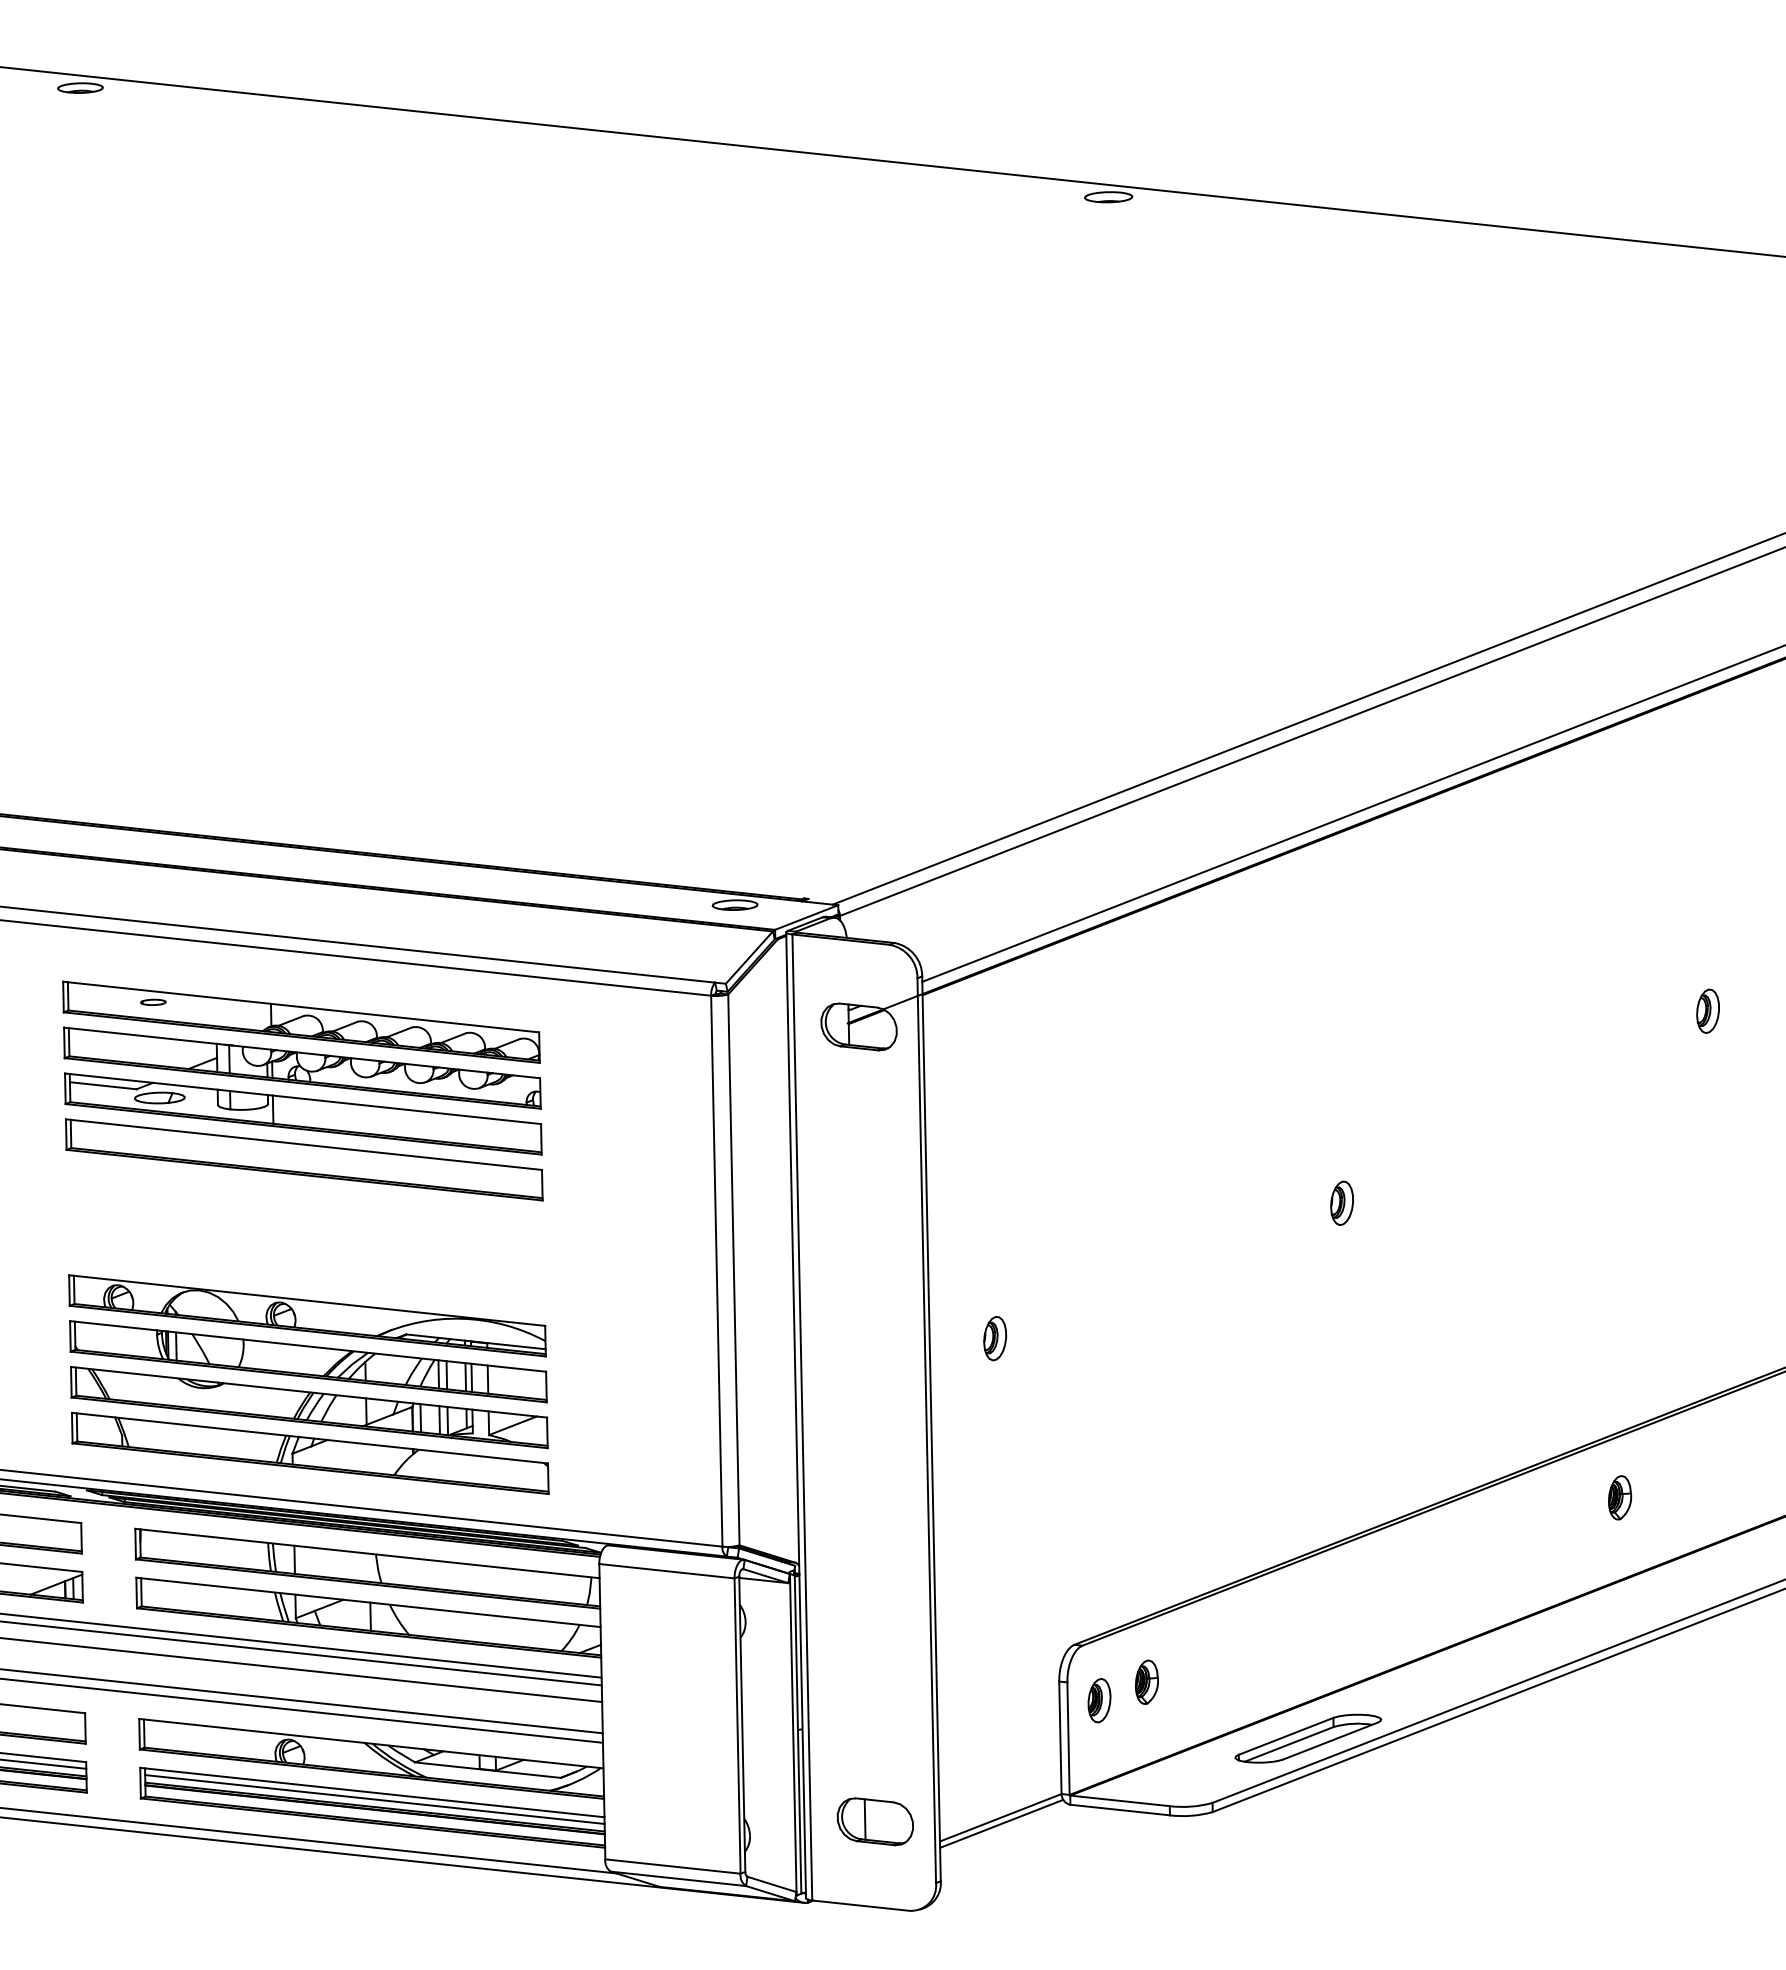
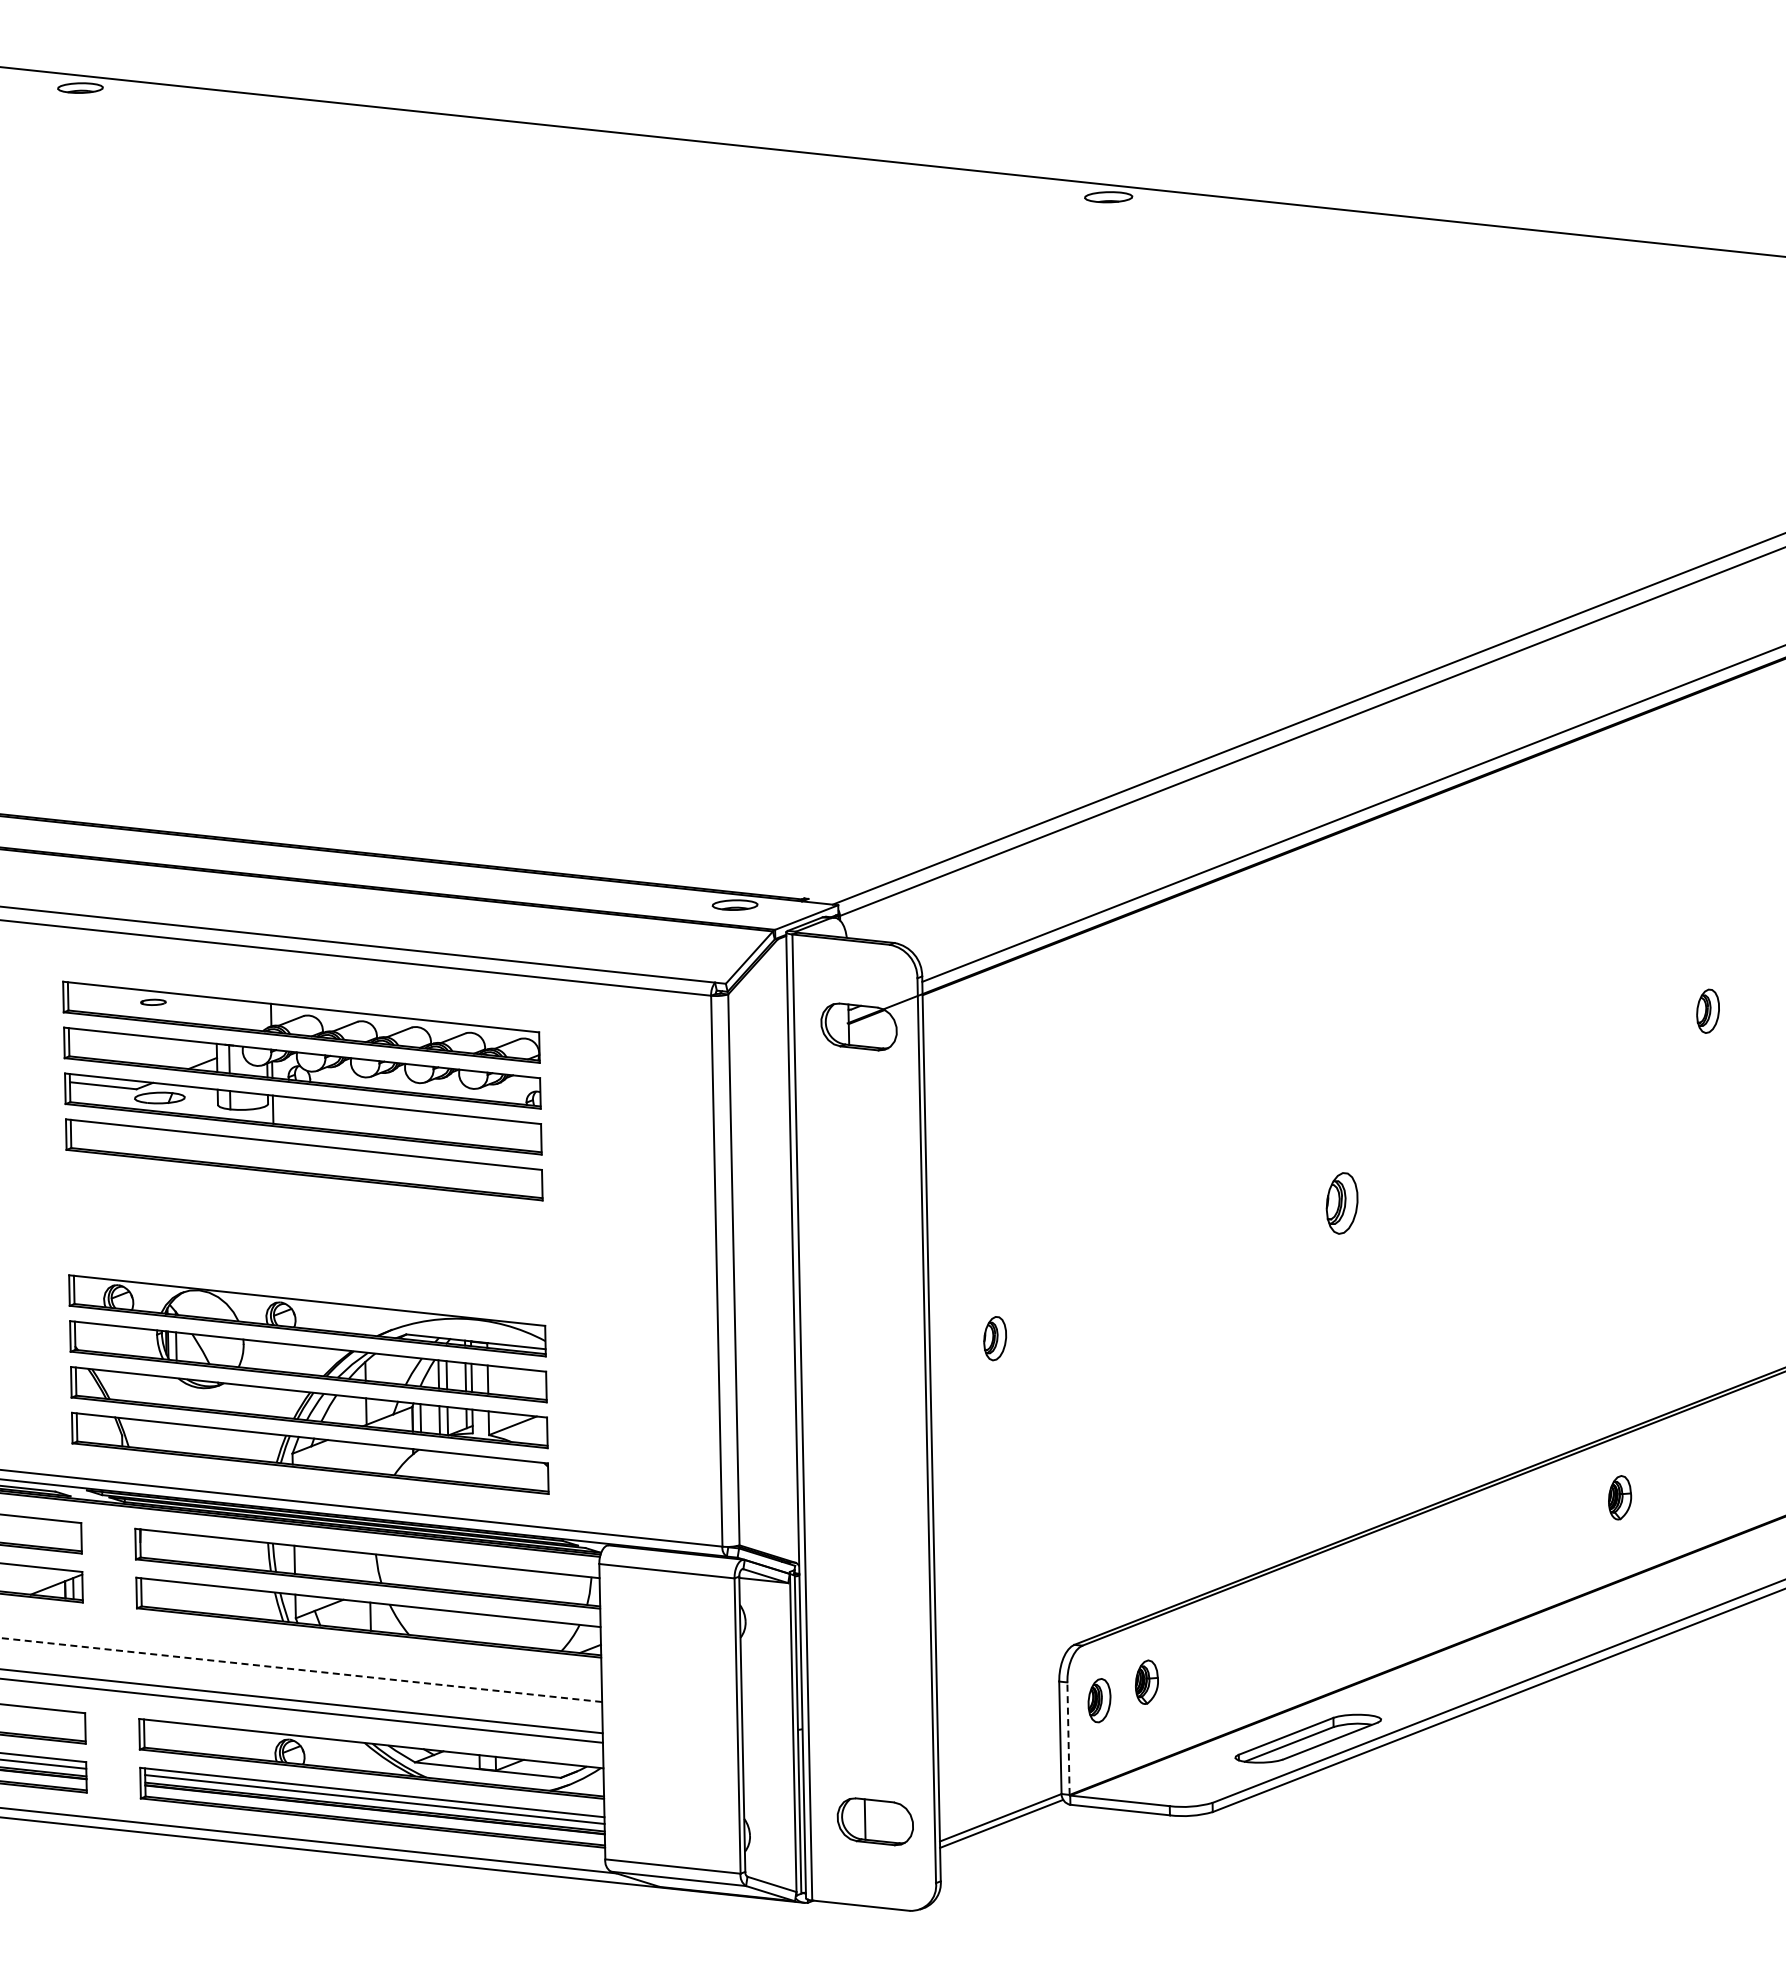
part size: 24x46 px -> 34x63 px (1341, 1203)
line: present -> none (301, 1645)
line: present -> none (301, 1653)
line: solid -> dashed (300, 1669)
line: solid -> dashed (1068, 1738)
